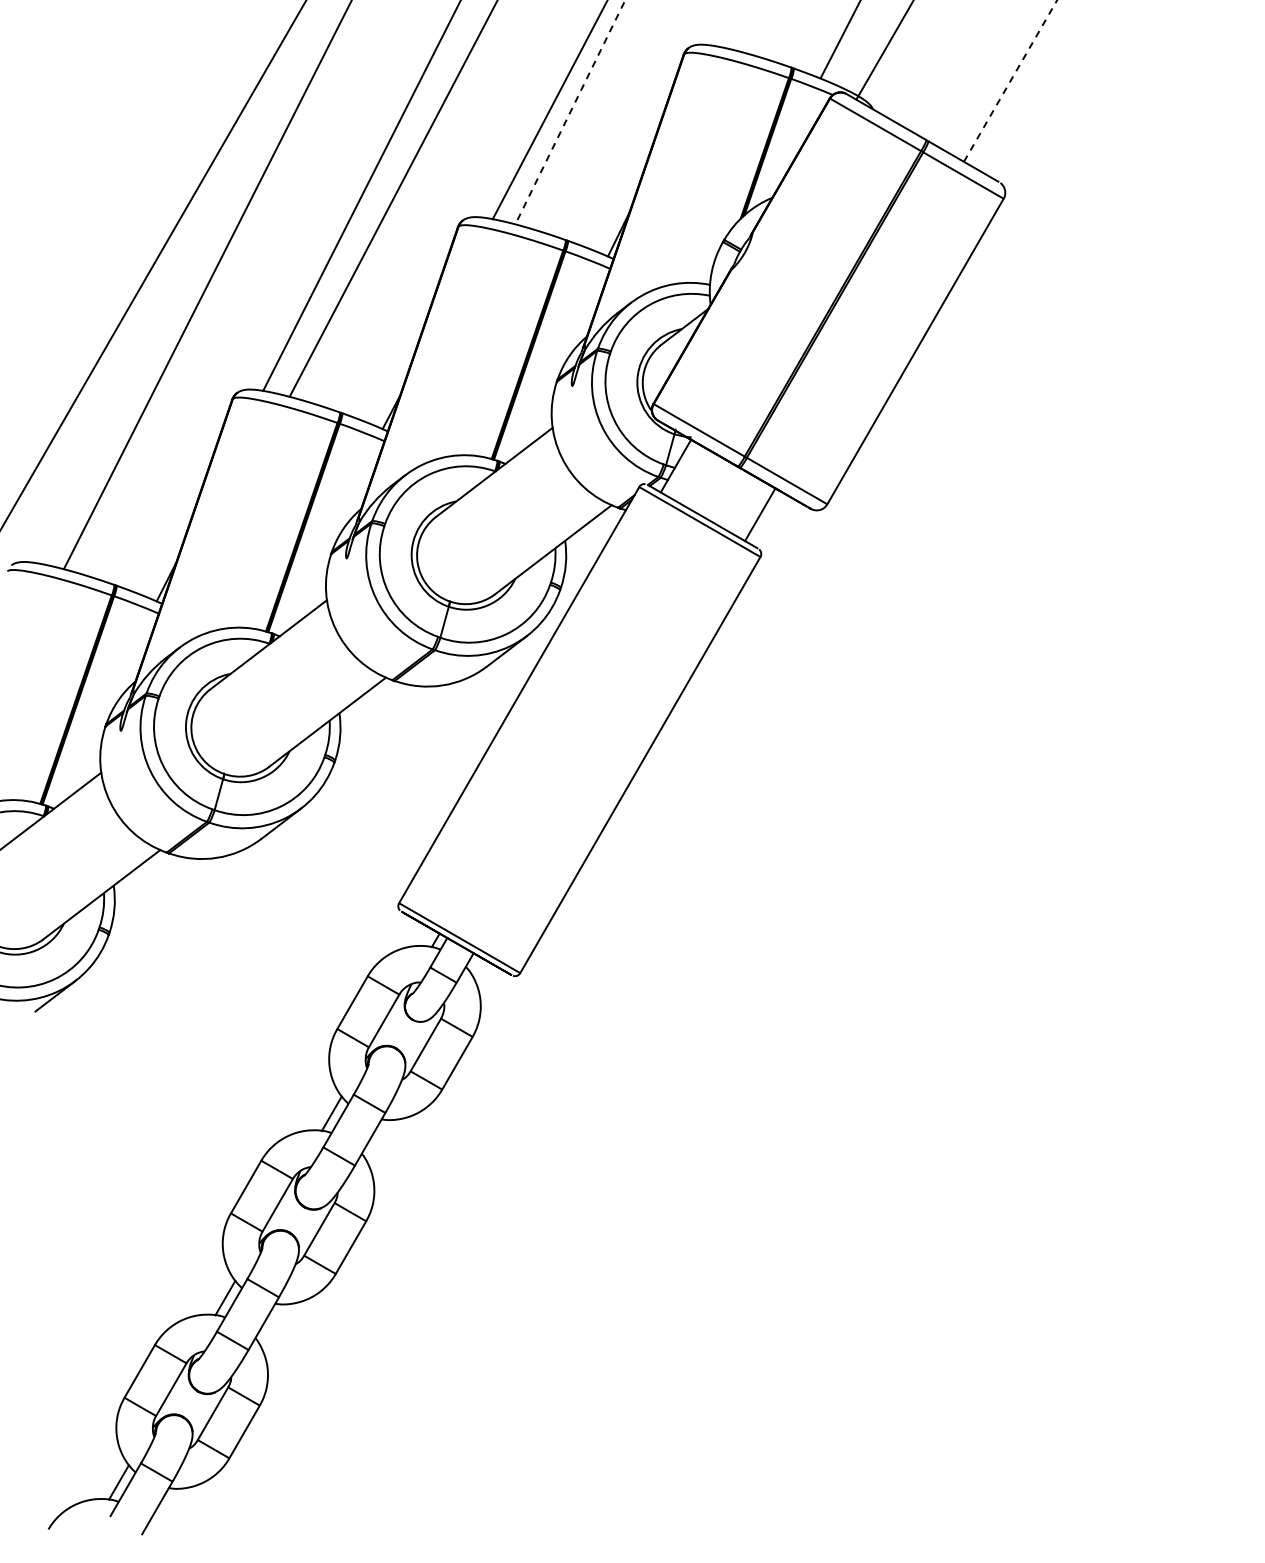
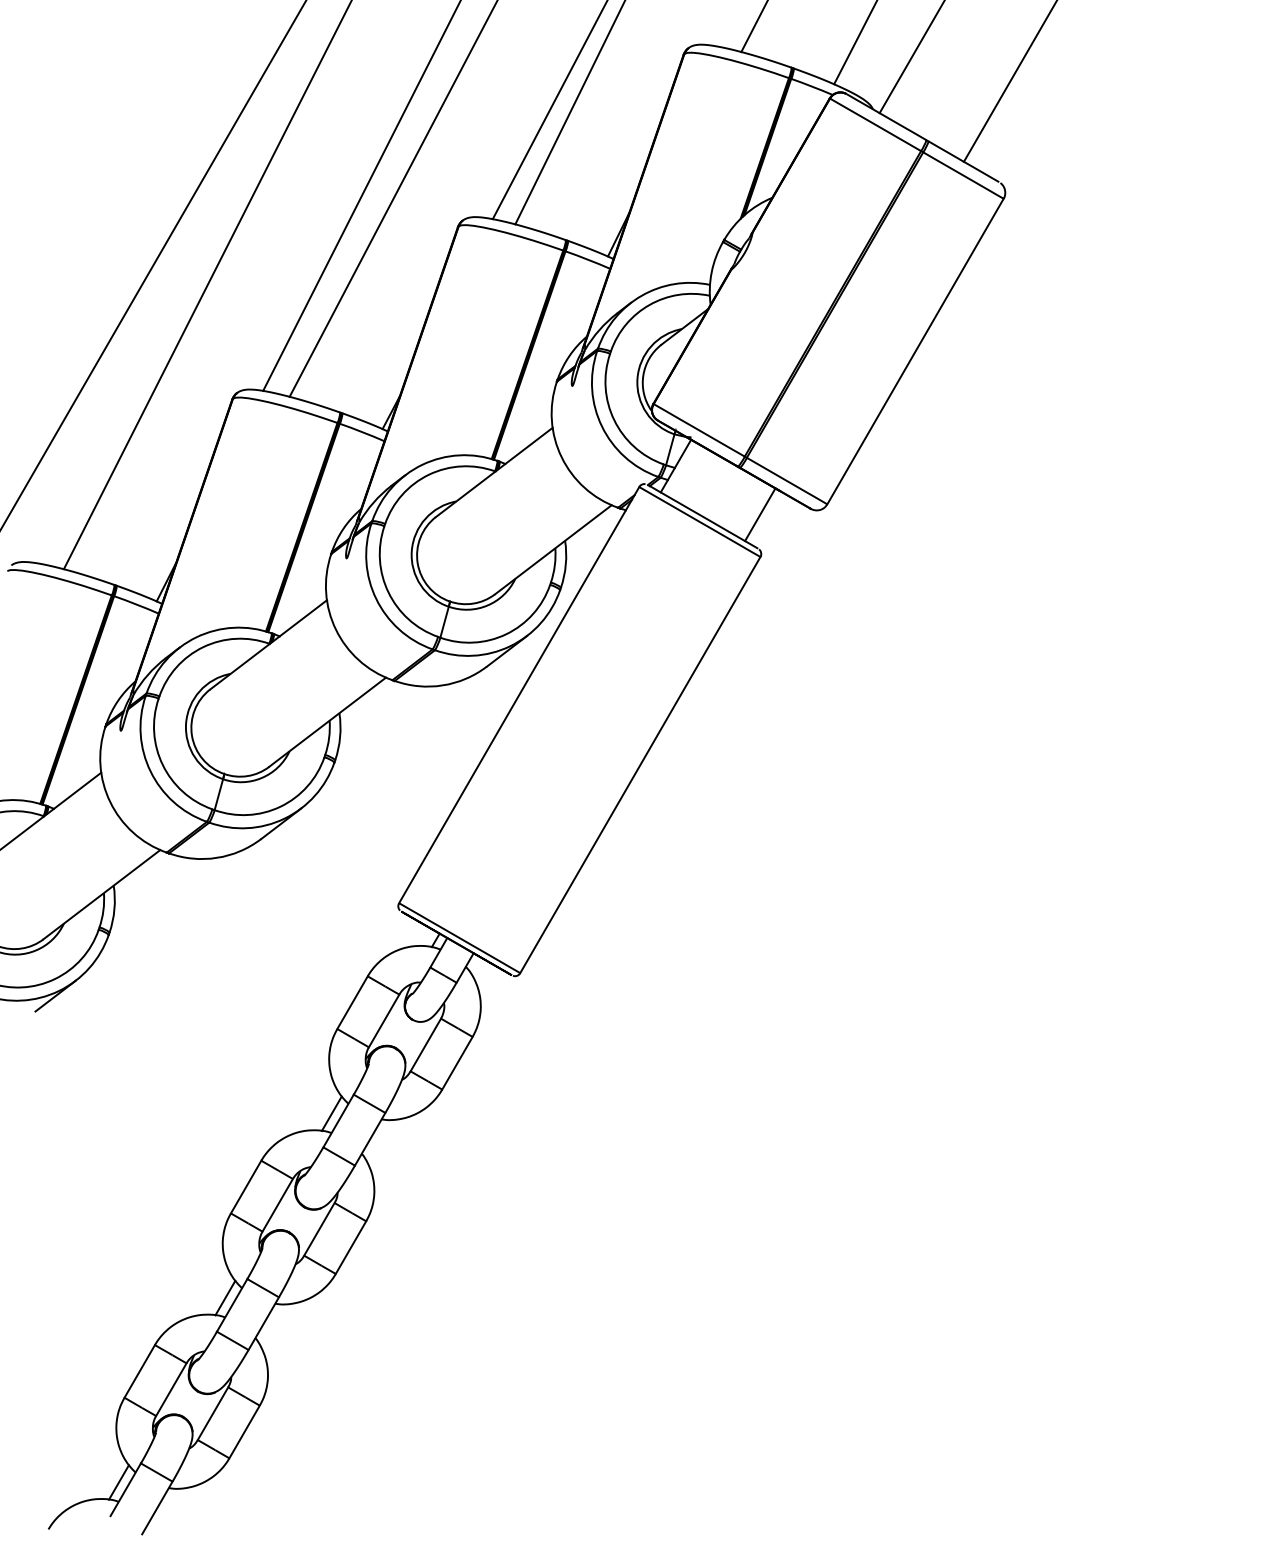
line: none -> present (753, 27)
line position: (840, 39) -> (855, 43) (855, 43)
line position: (884, 50) -> (911, 57) (911, 57)
line: dashed -> solid (1010, 80)
line: dashed -> solid (569, 113)
